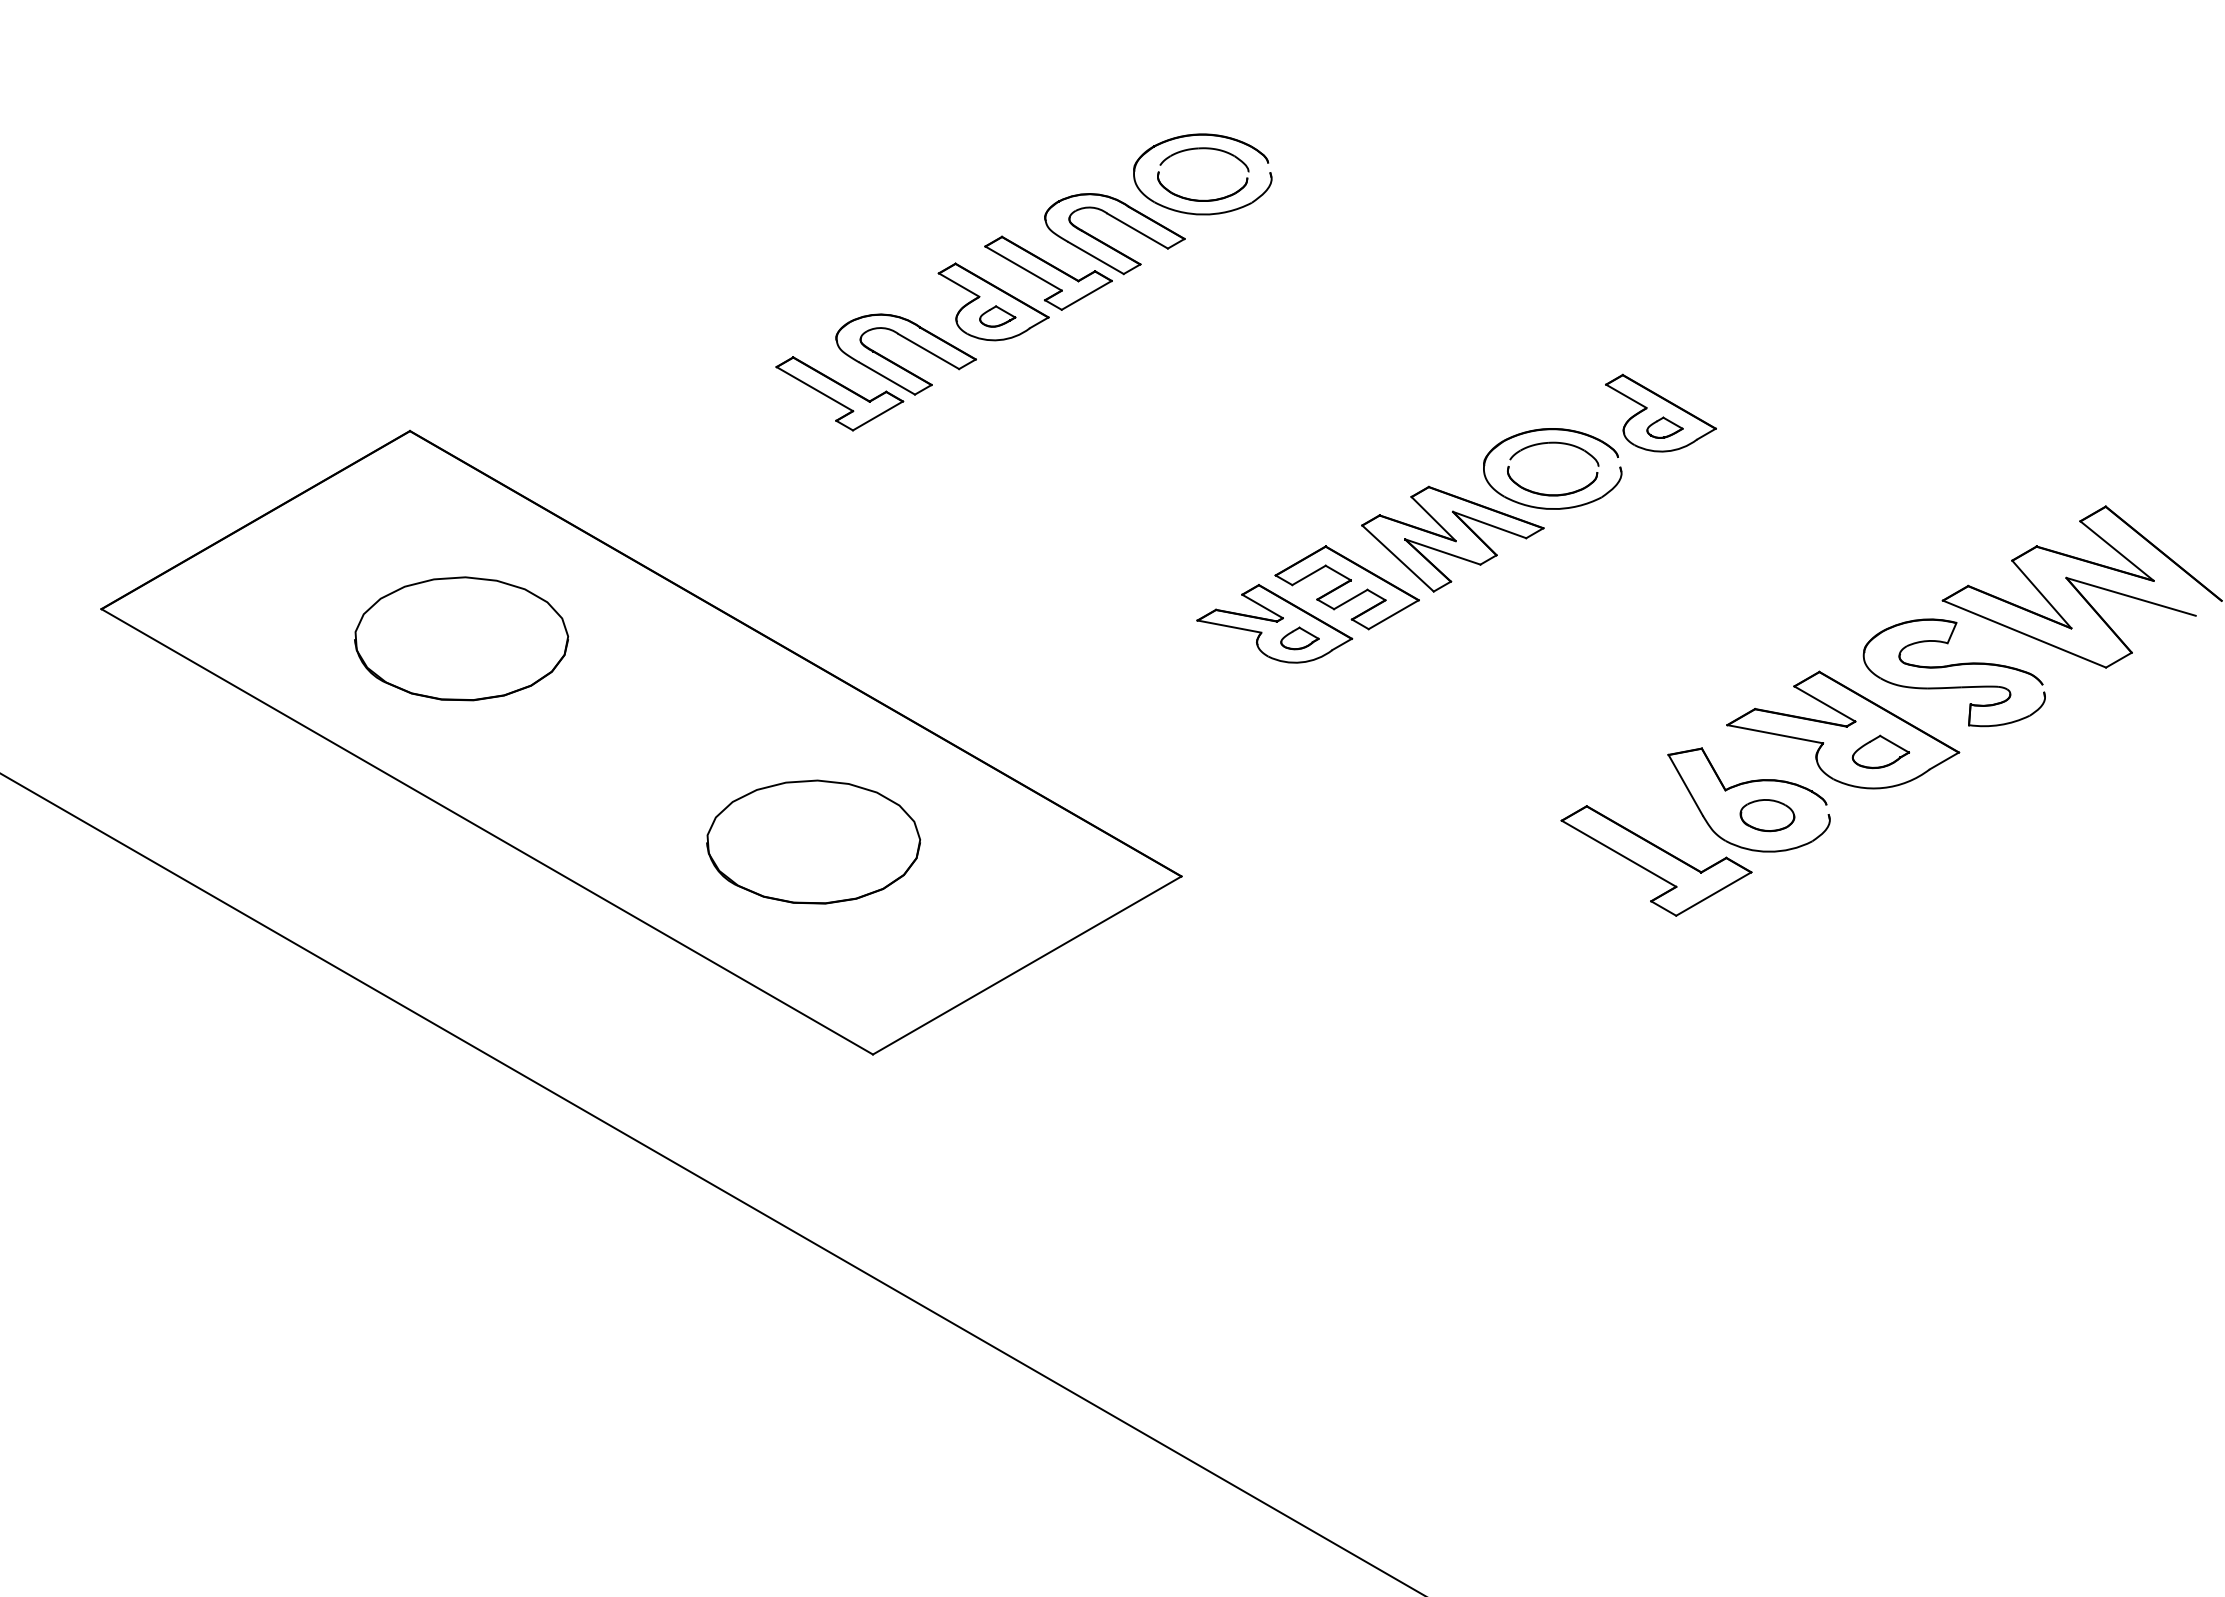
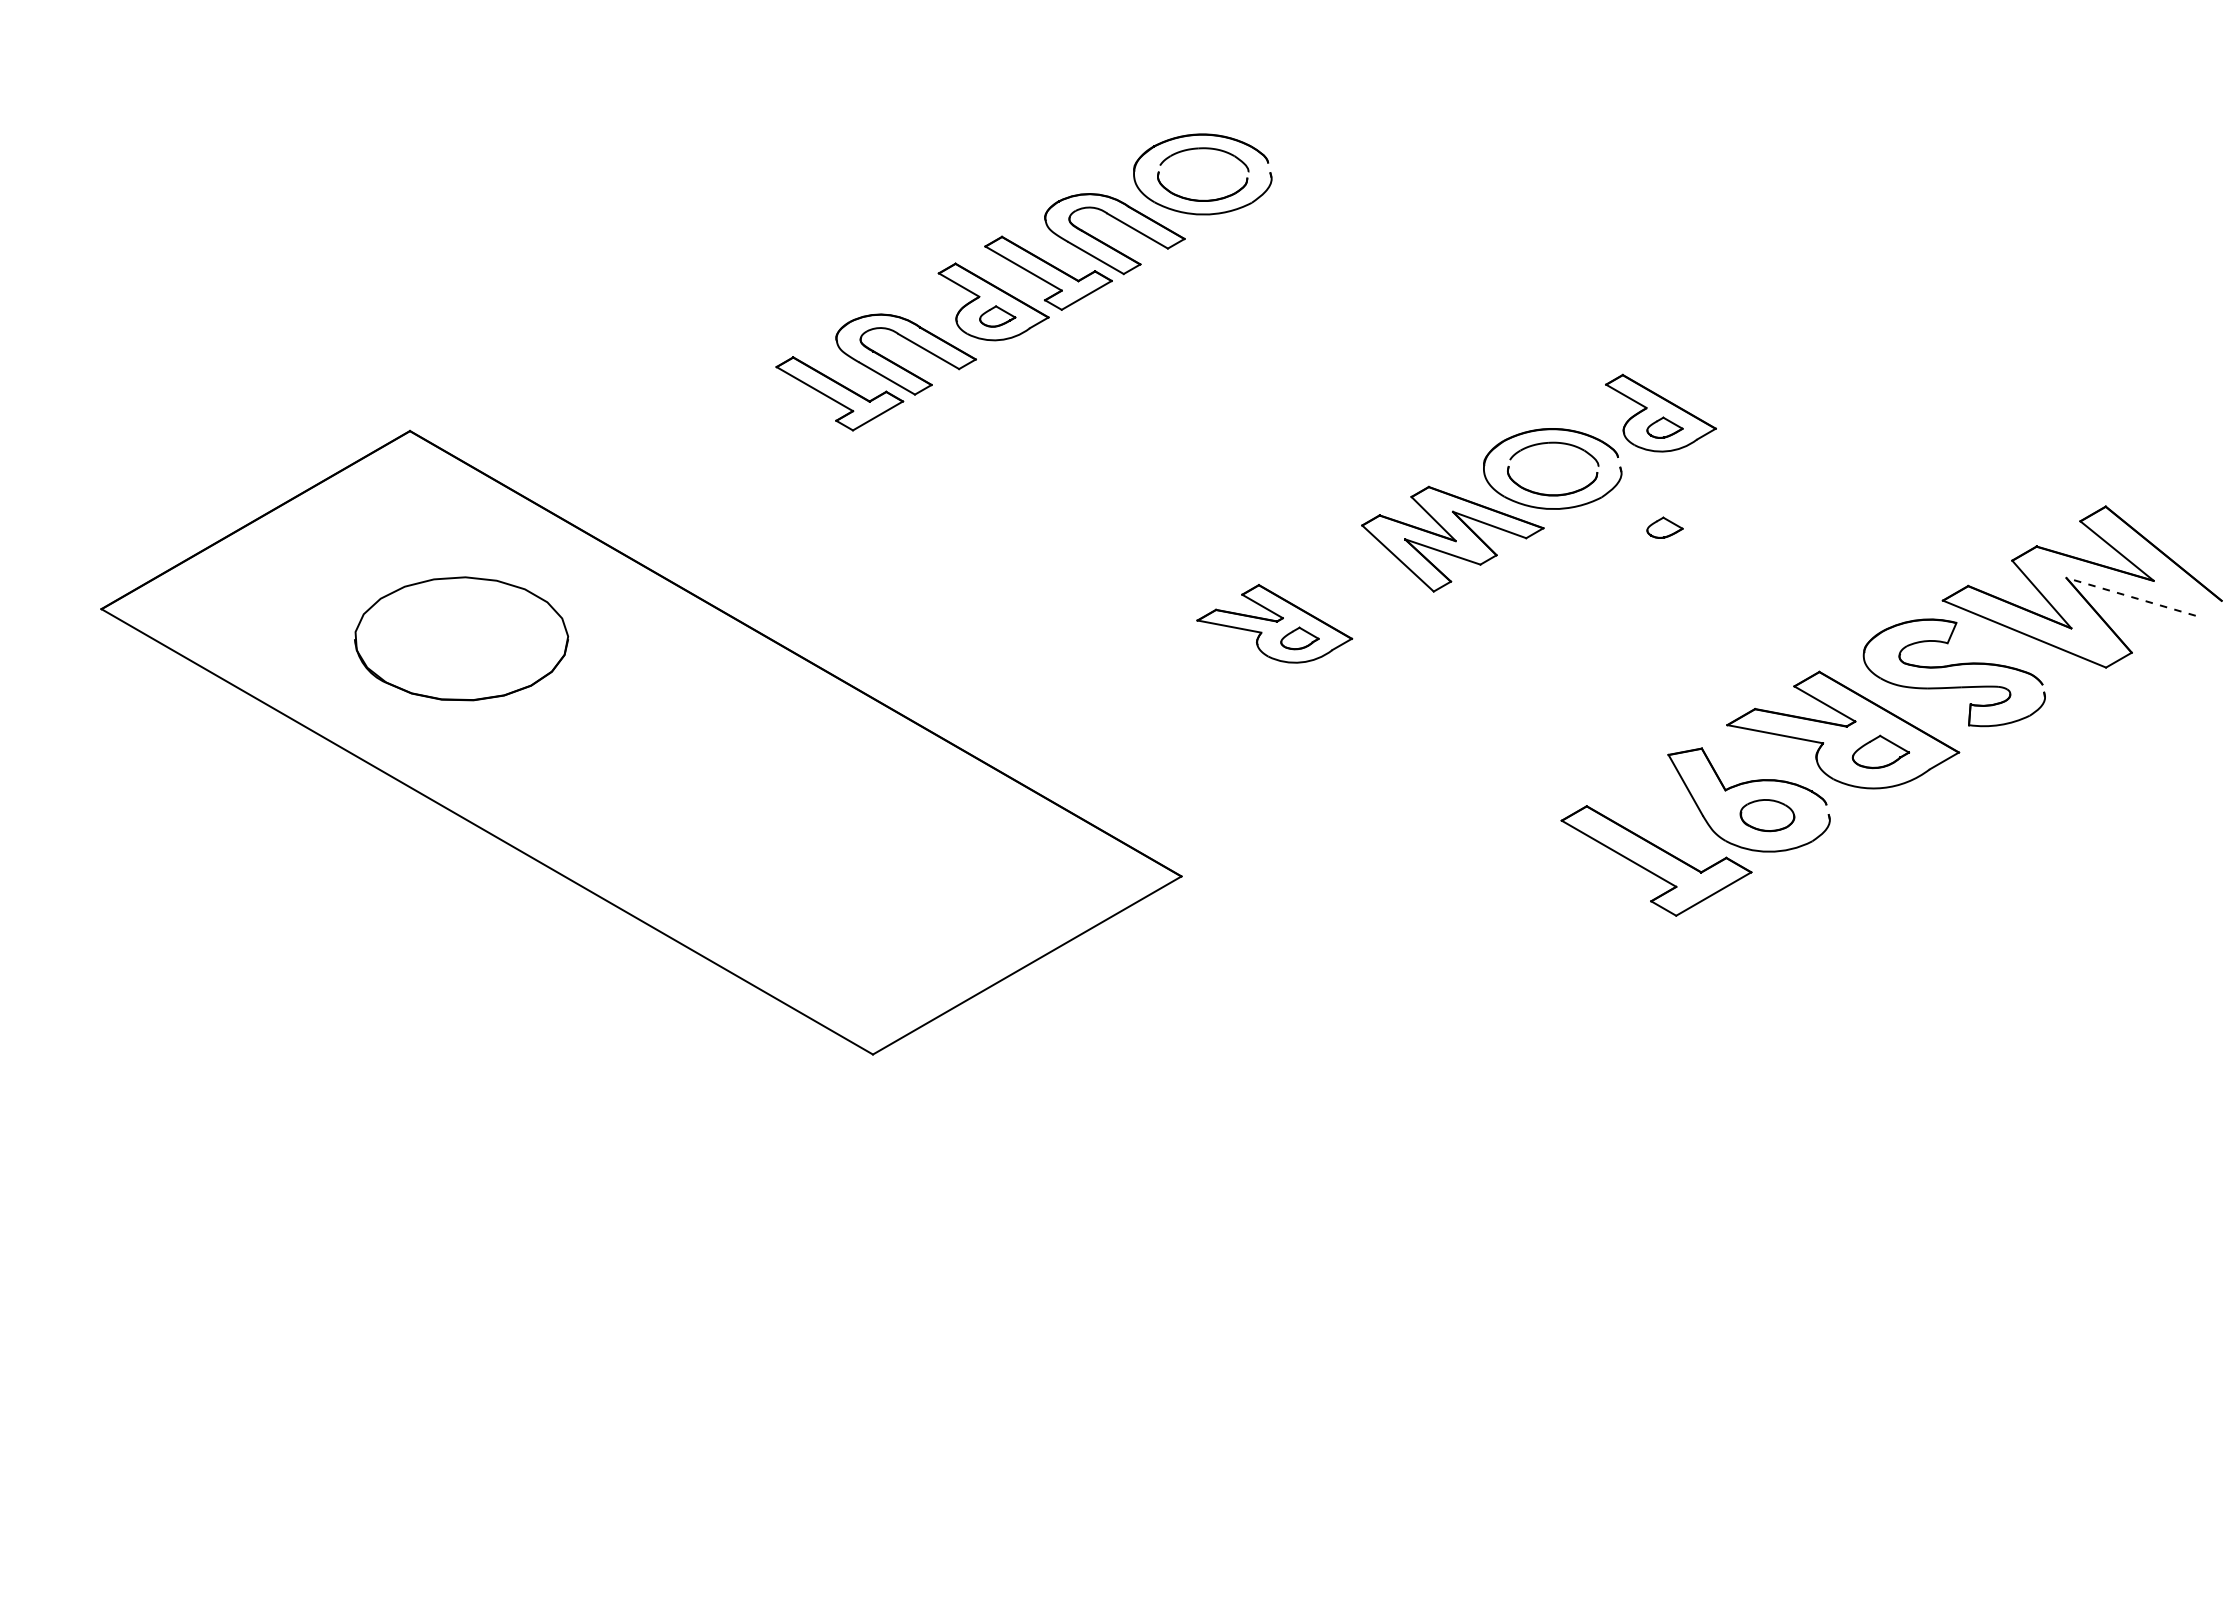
part: none -> present (1664, 527)
part: present -> none (1346, 587)
line: solid -> dashed (2130, 596)
part: present -> none (813, 841)
line: present -> none (711, 1183)
